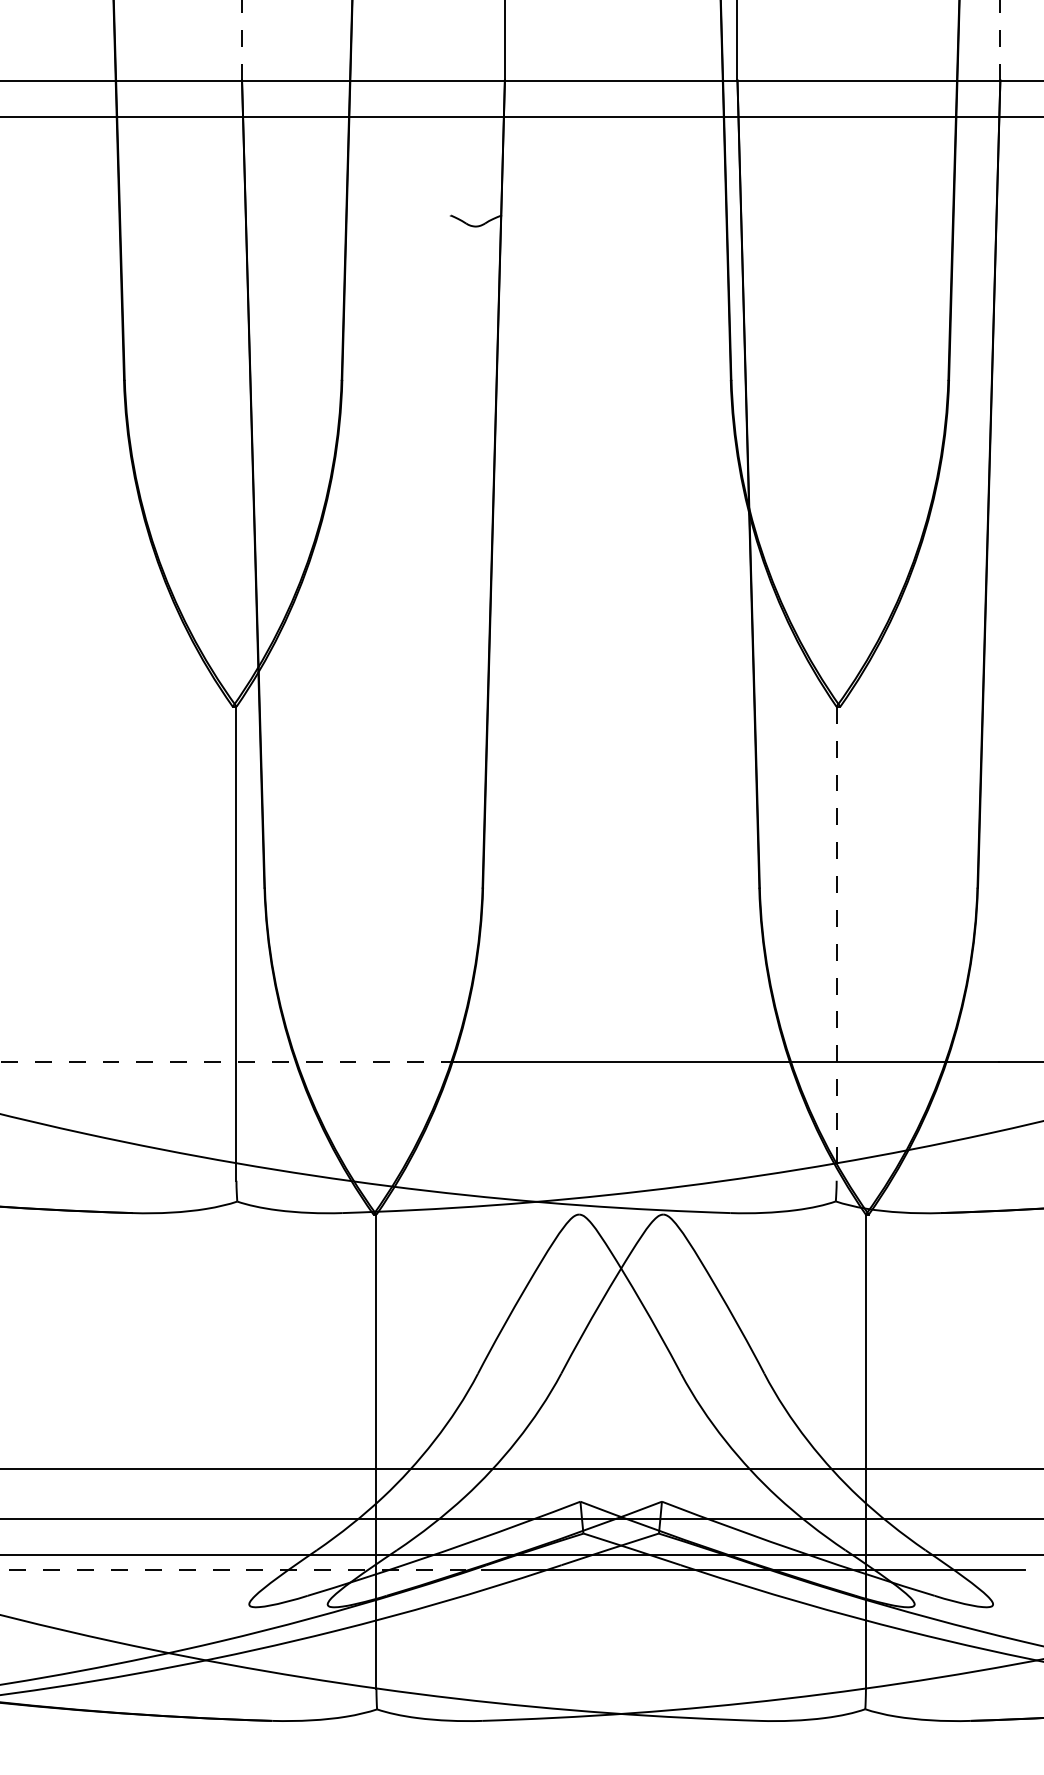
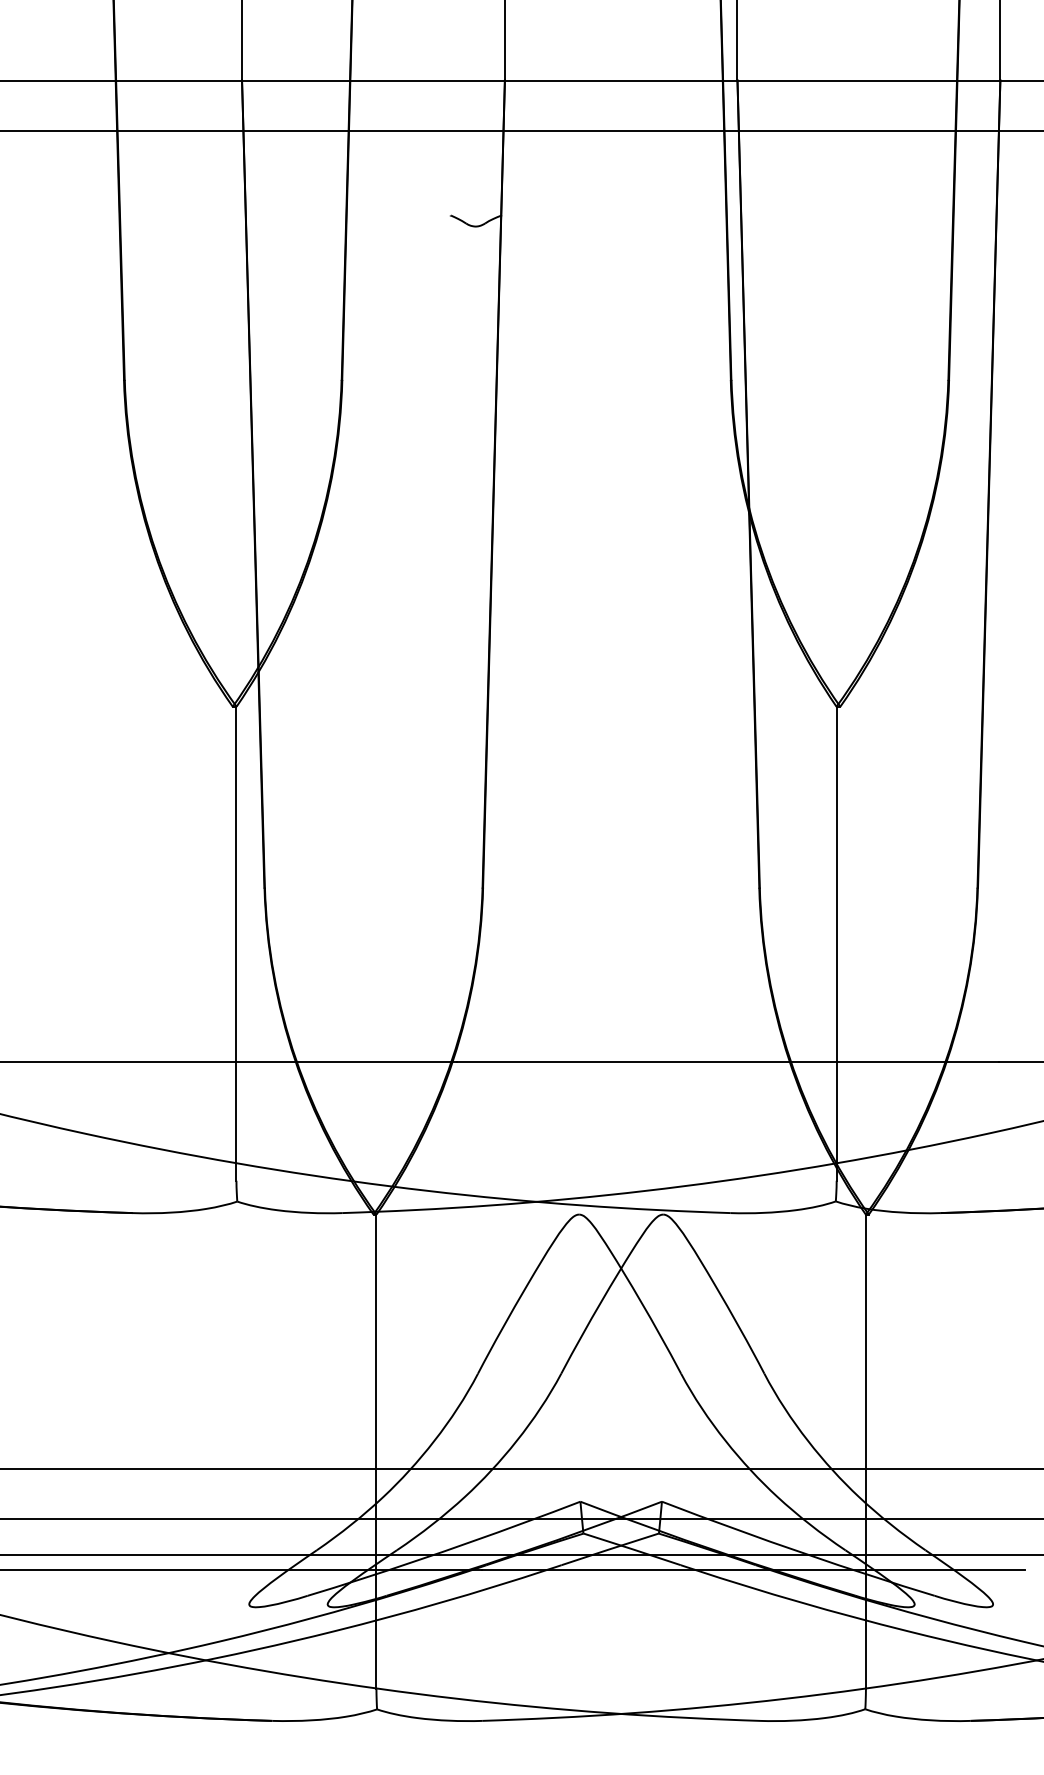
line: dashed -> solid (242, 40)
line: dashed -> solid (1000, 40)
line position: (521, 117) -> (521, 131) (521, 131)
line: dashed -> solid (836, 943)
line: dashed -> solid (229, 1062)
line: dashed -> solid (241, 1570)
